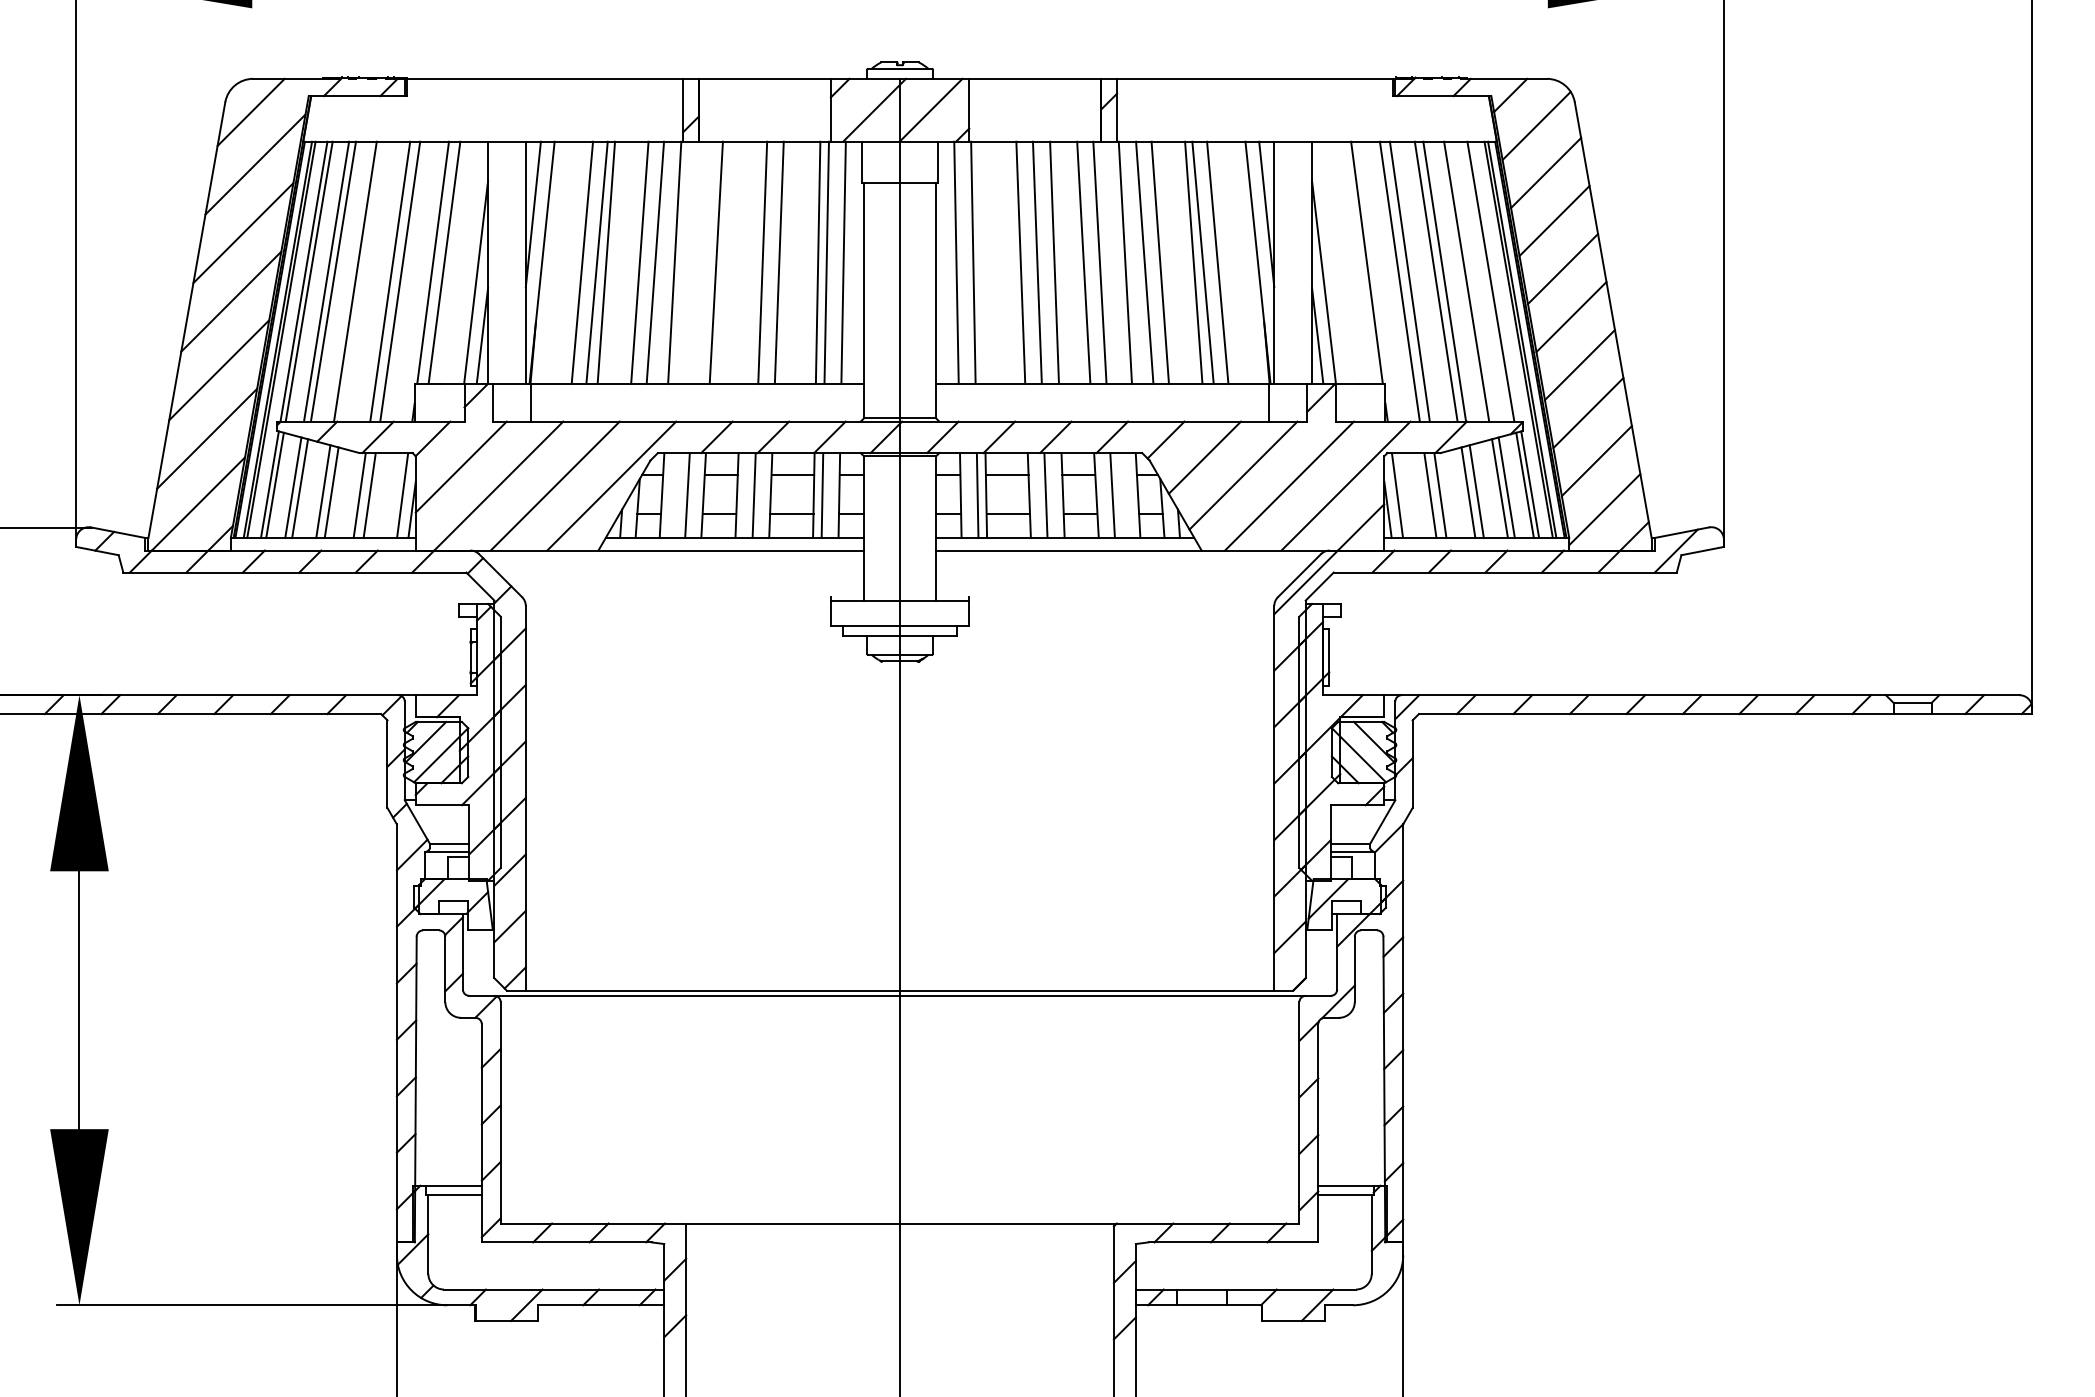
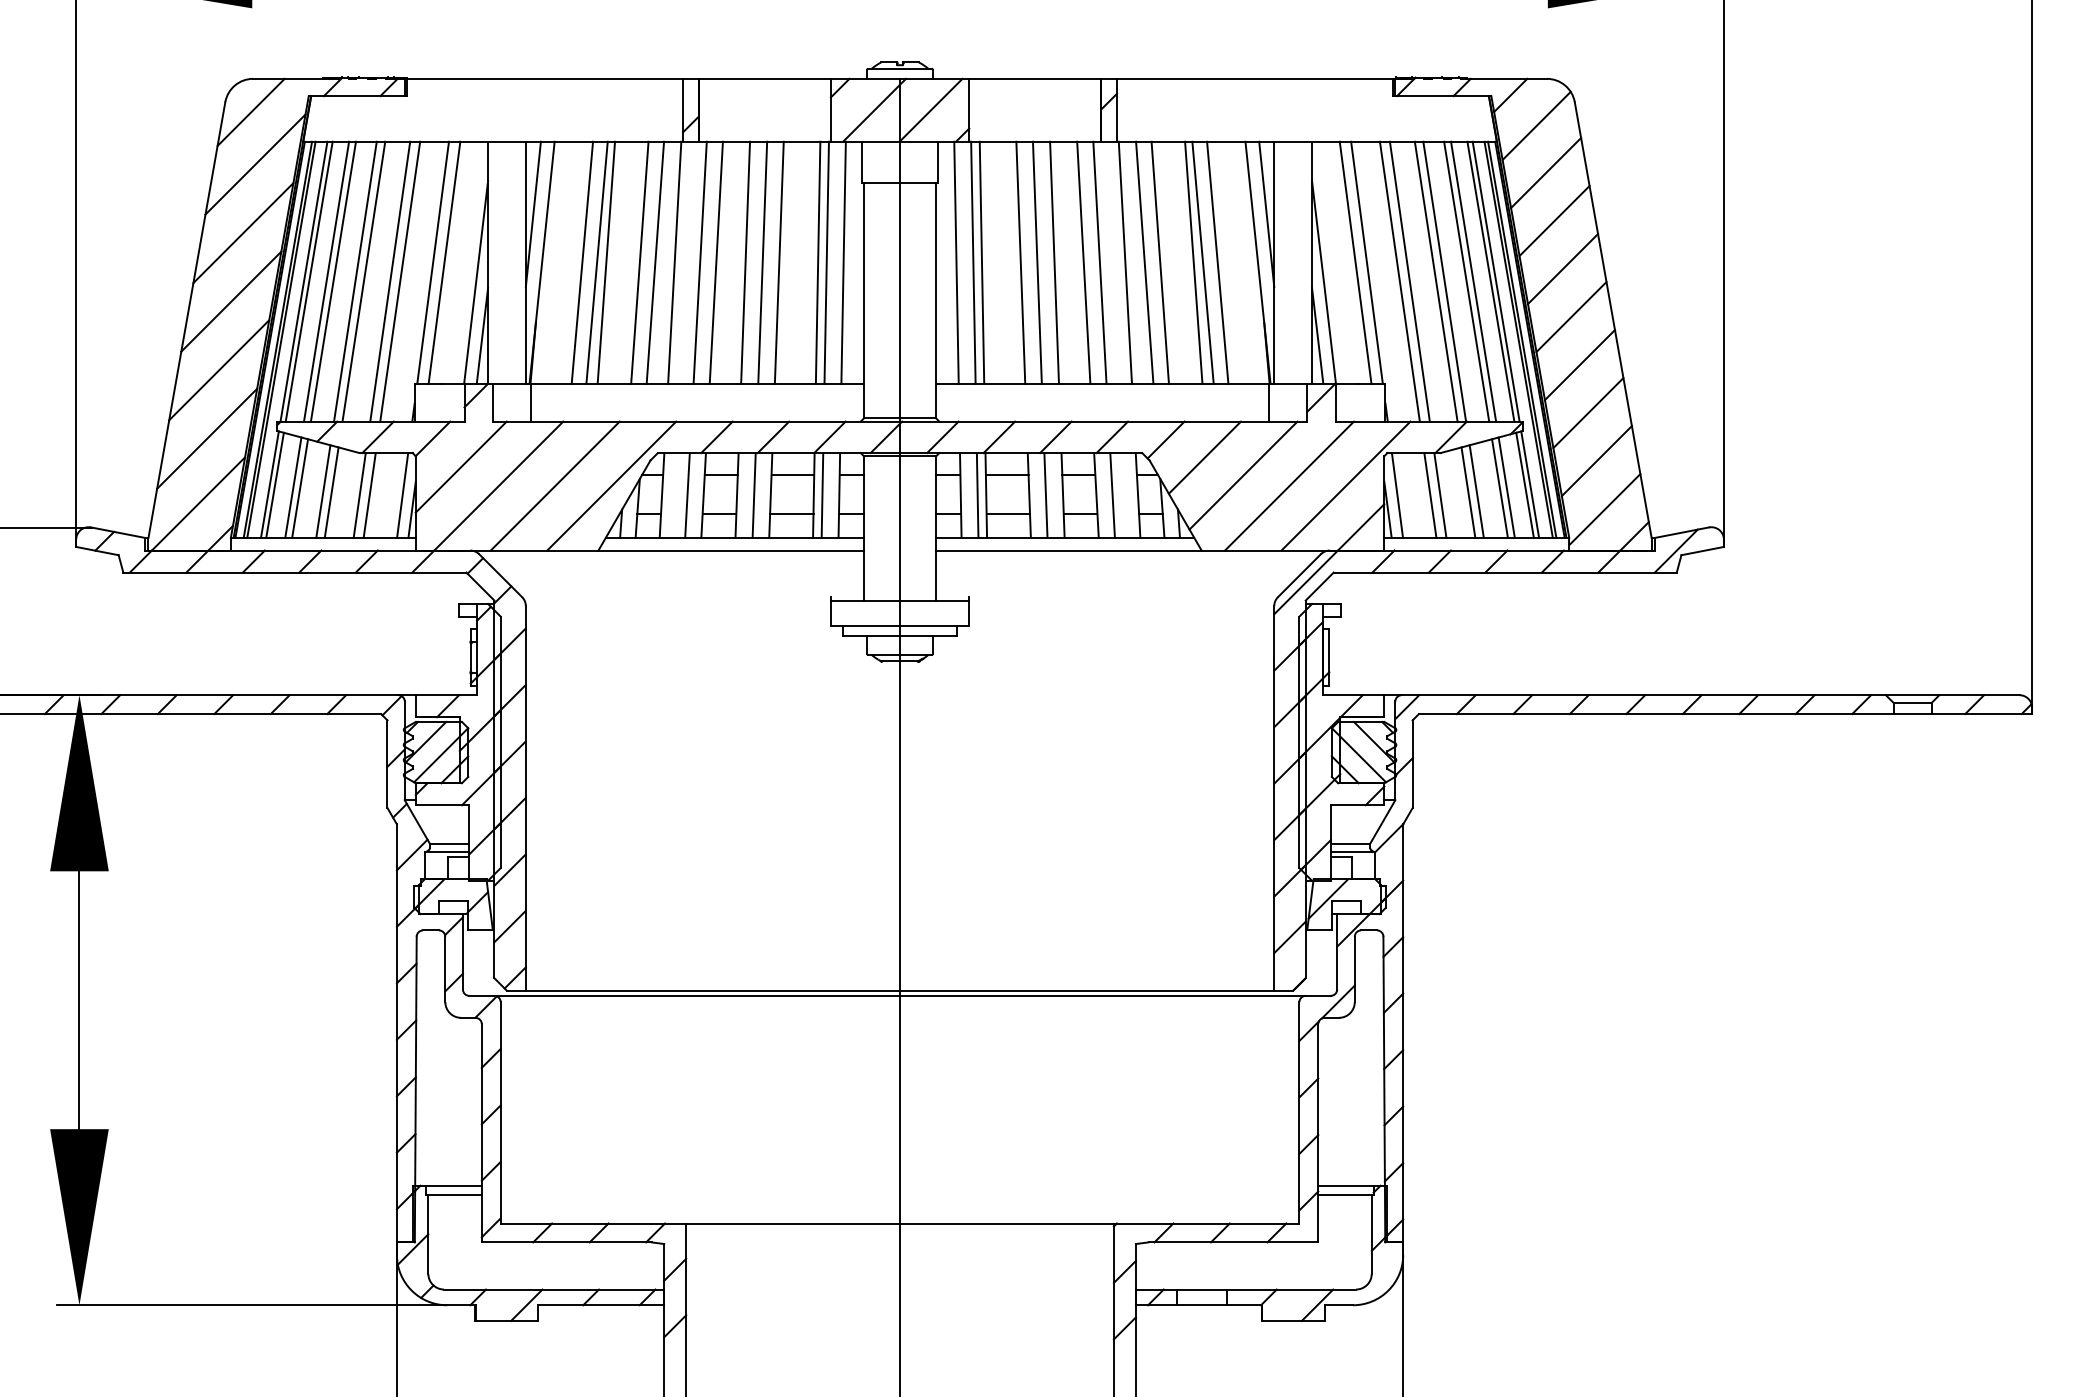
line: none -> present (699, 262)
line: none -> present (745, 262)
line: none -> present (981, 262)
line: none -> present (1355, 262)
line: none -> present (363, 281)
line: none -> present (1473, 281)
line: none -> present (1495, 281)
